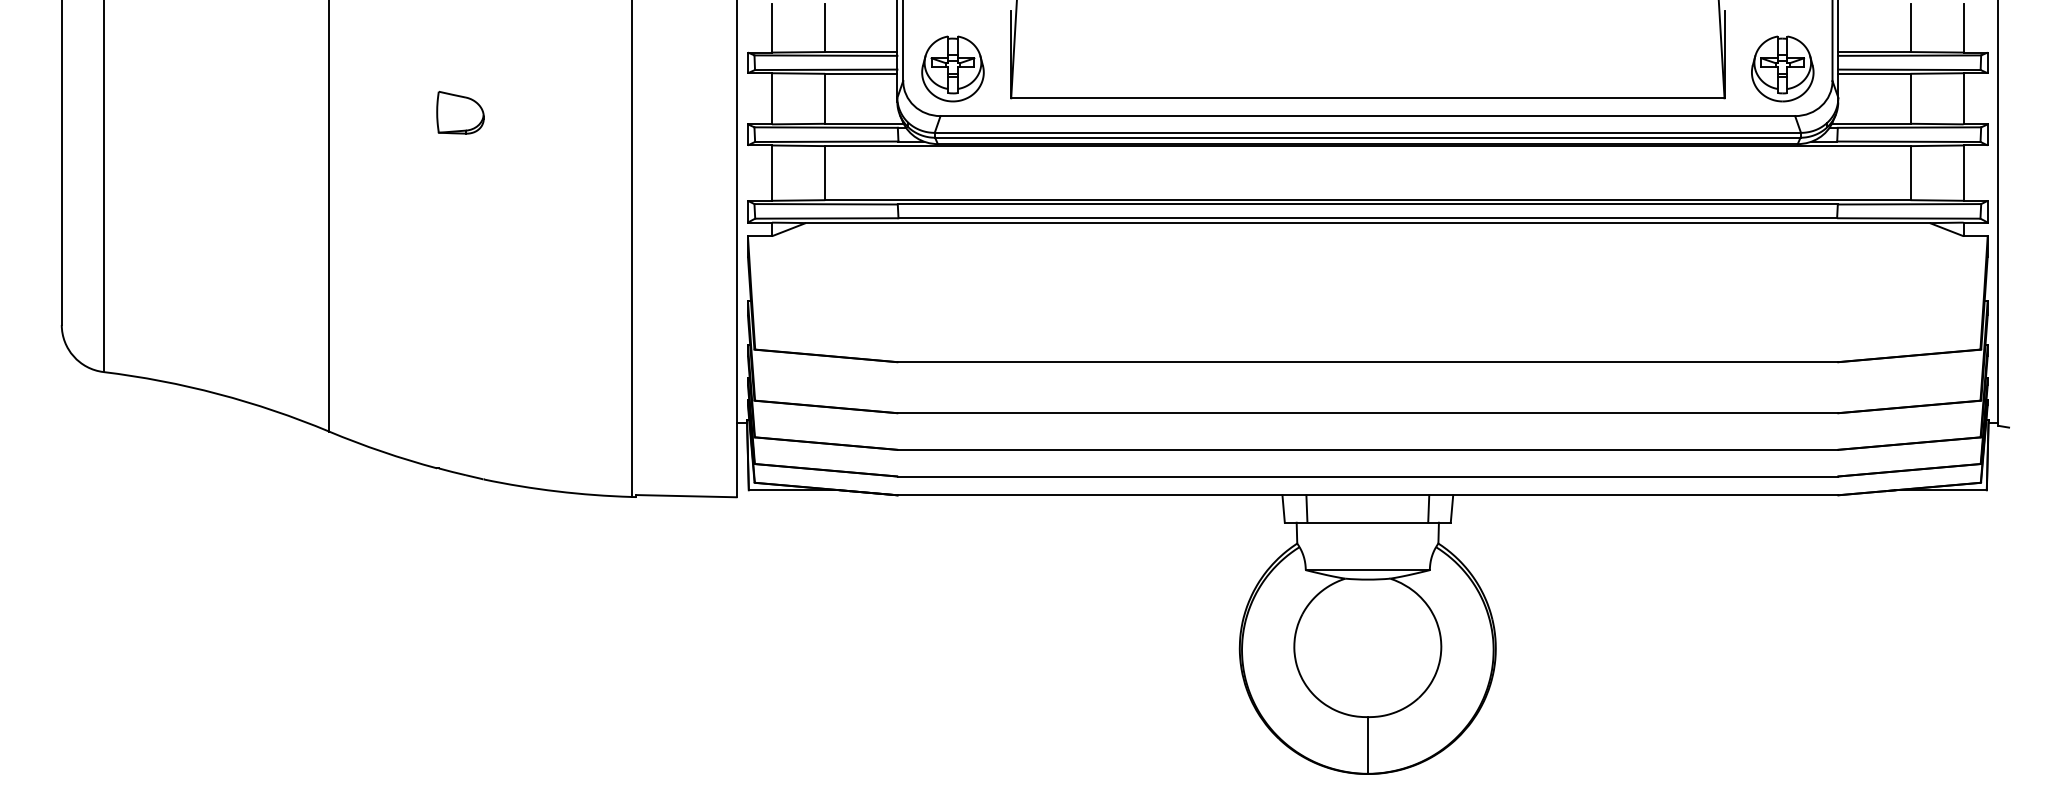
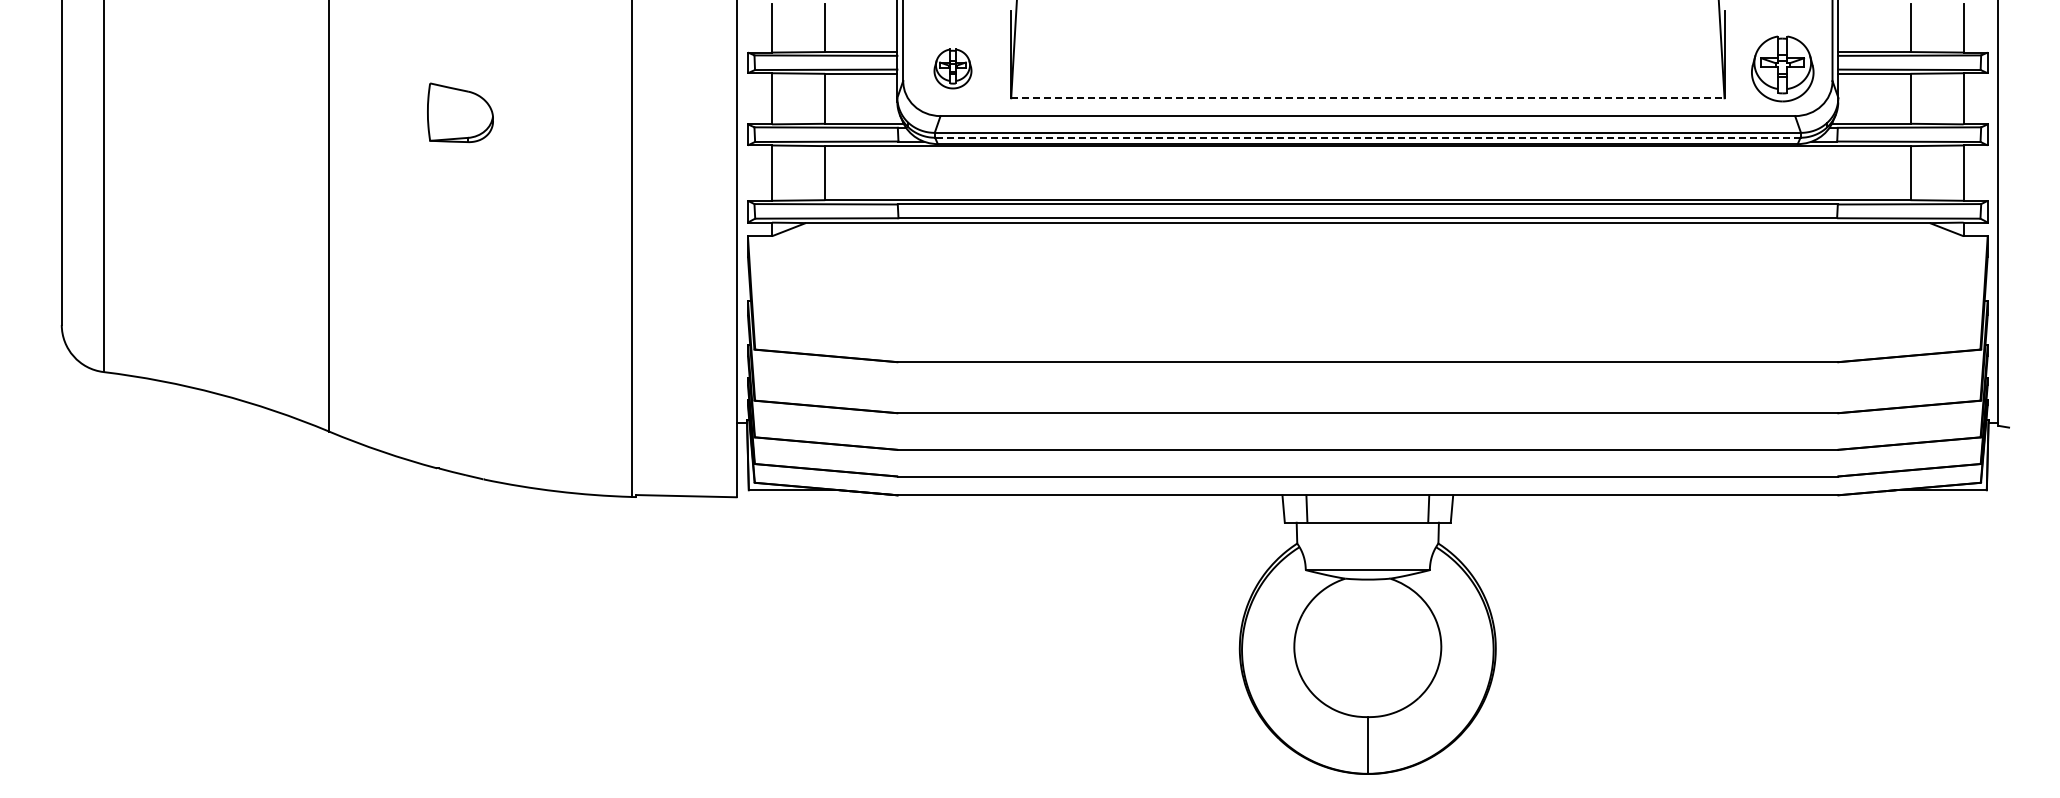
part size: 64x68 px -> 40x42 px (952, 68)
line: solid -> dashed (1367, 98)
part size: 49x45 px -> 67x62 px (460, 112)
line: solid -> dashed (1367, 137)
